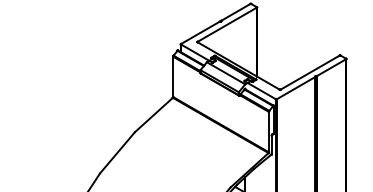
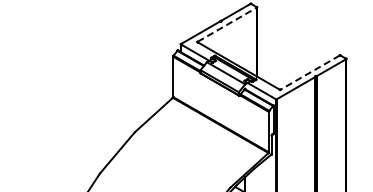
line: solid -> dashed (227, 24)
line: solid -> dashed (309, 72)
